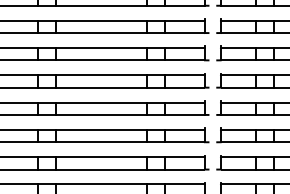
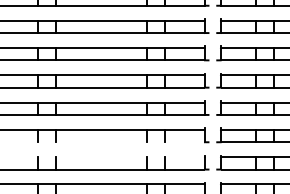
line: present -> none (103, 142)
line: present -> none (103, 157)
